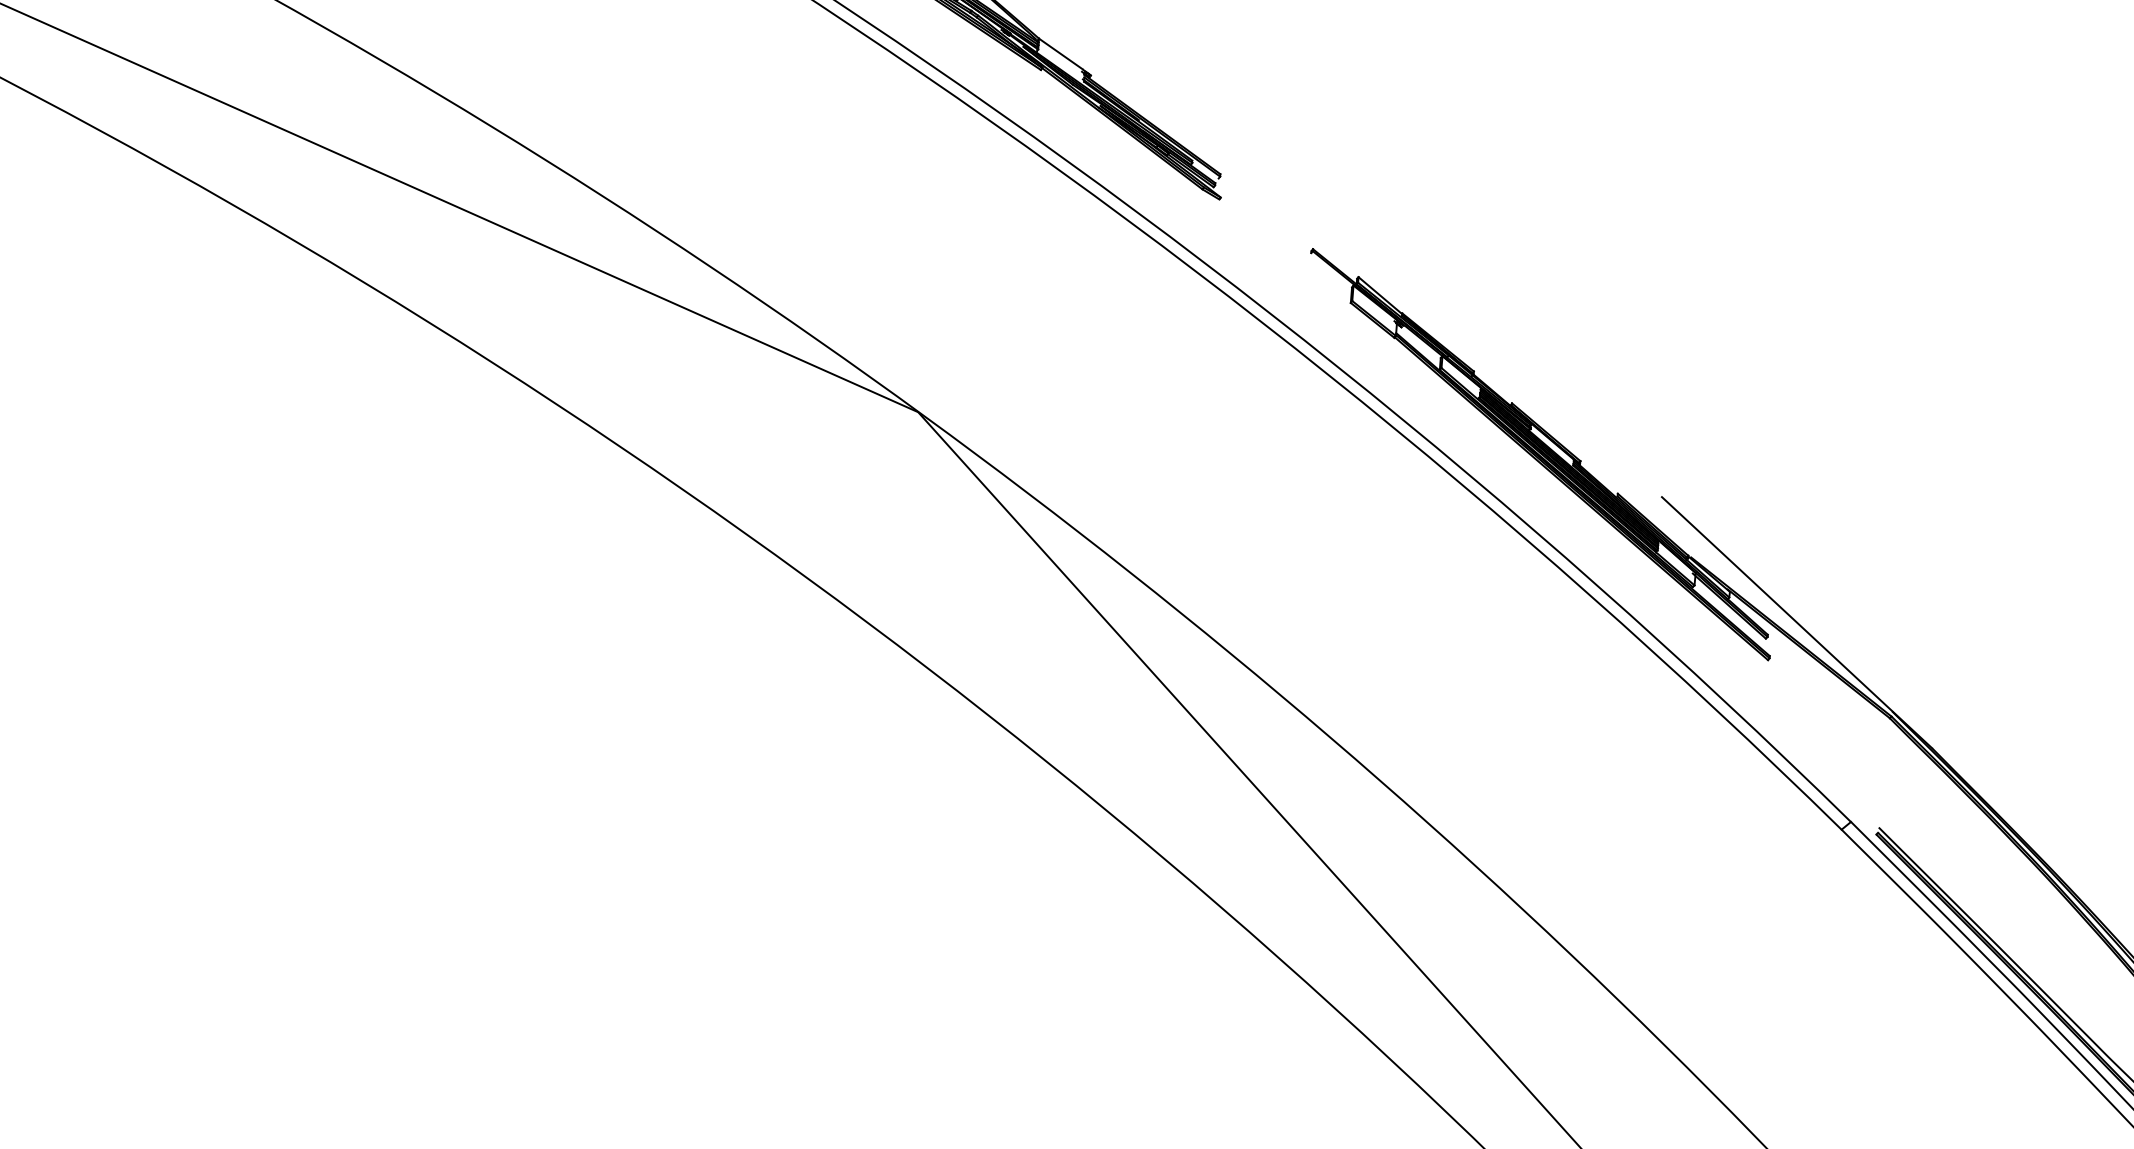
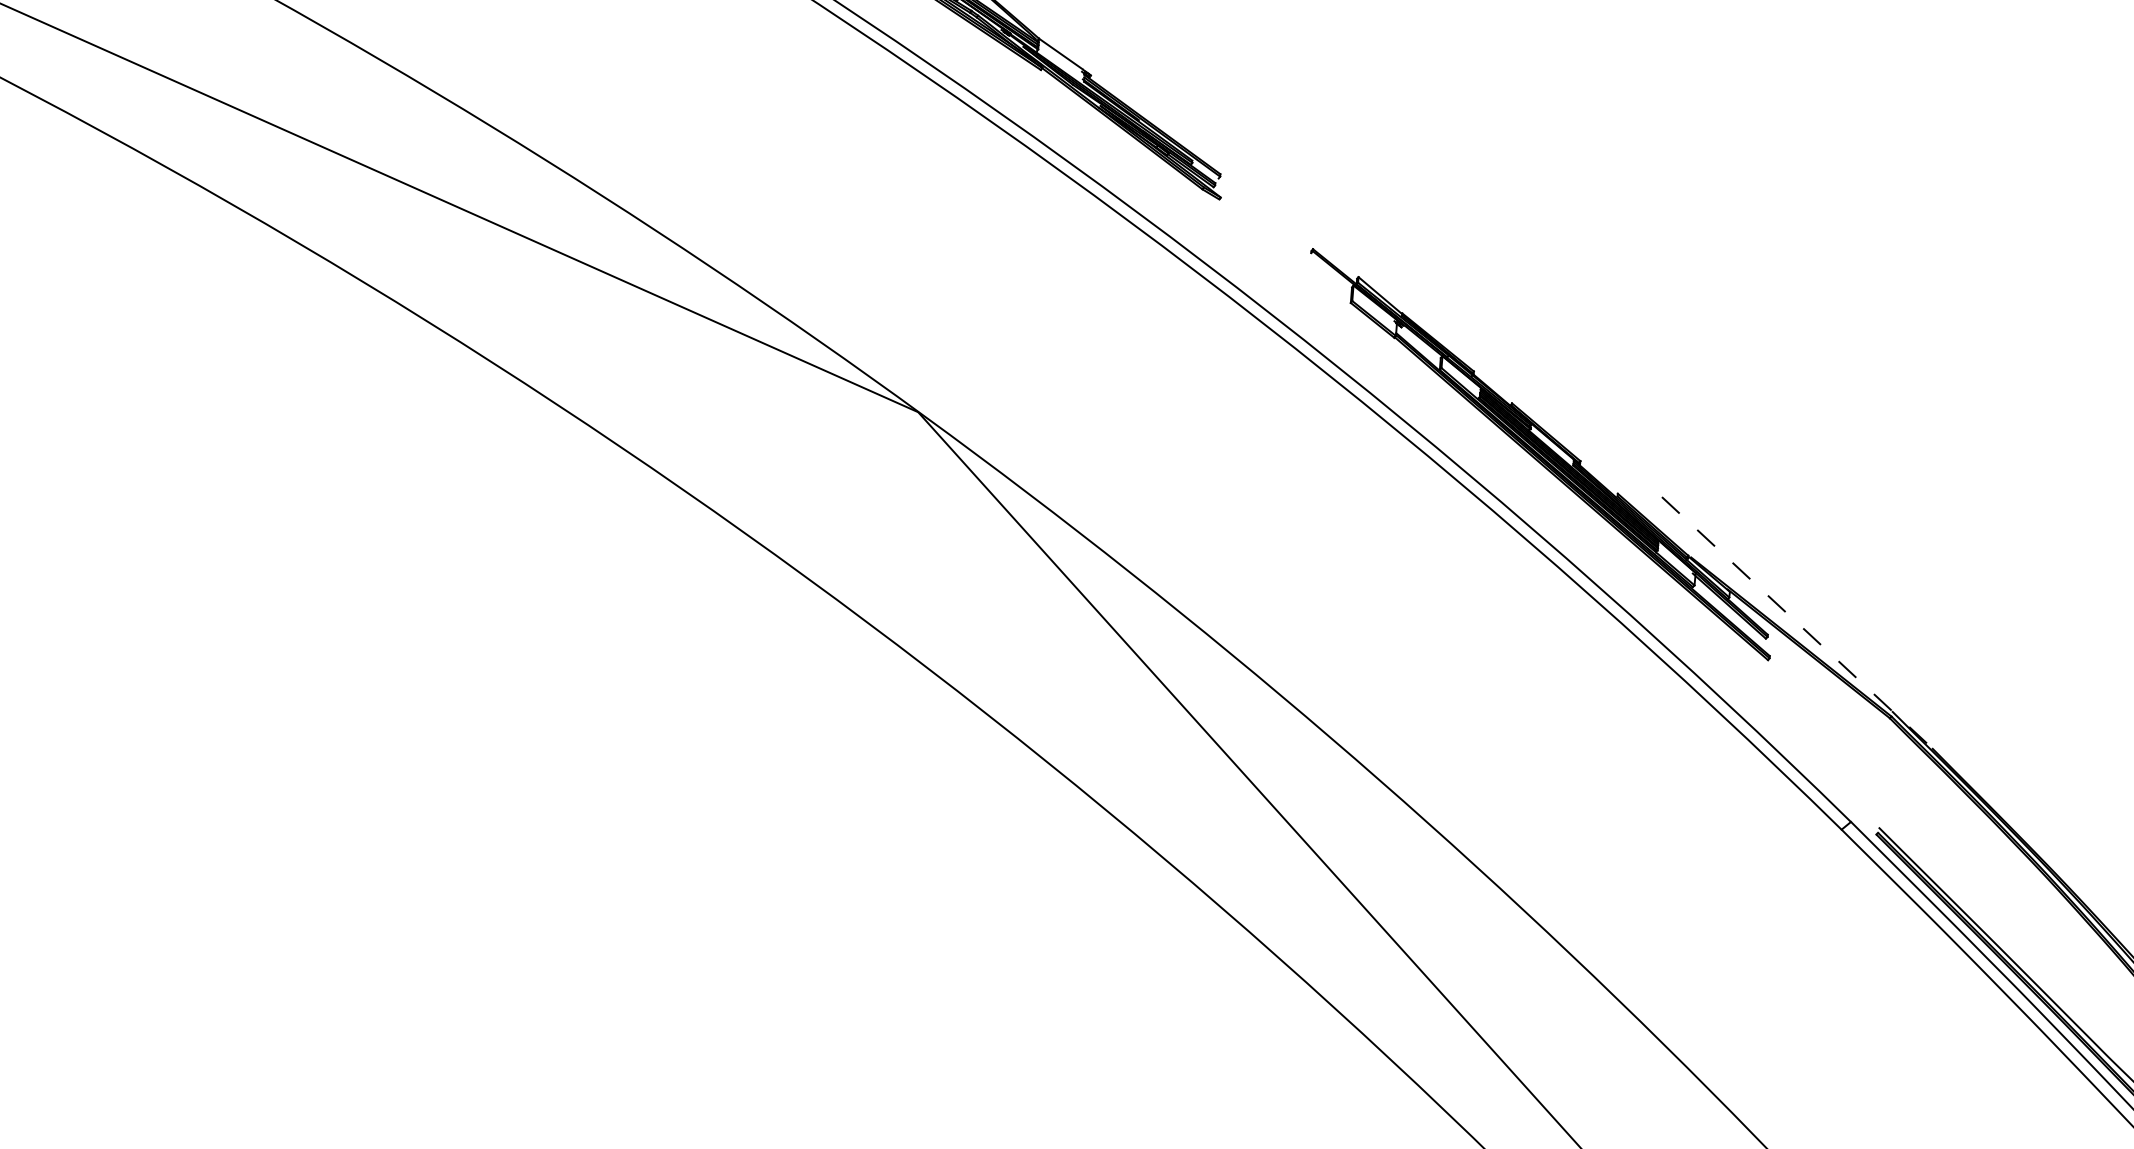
line: solid -> dashed (1797, 622)
